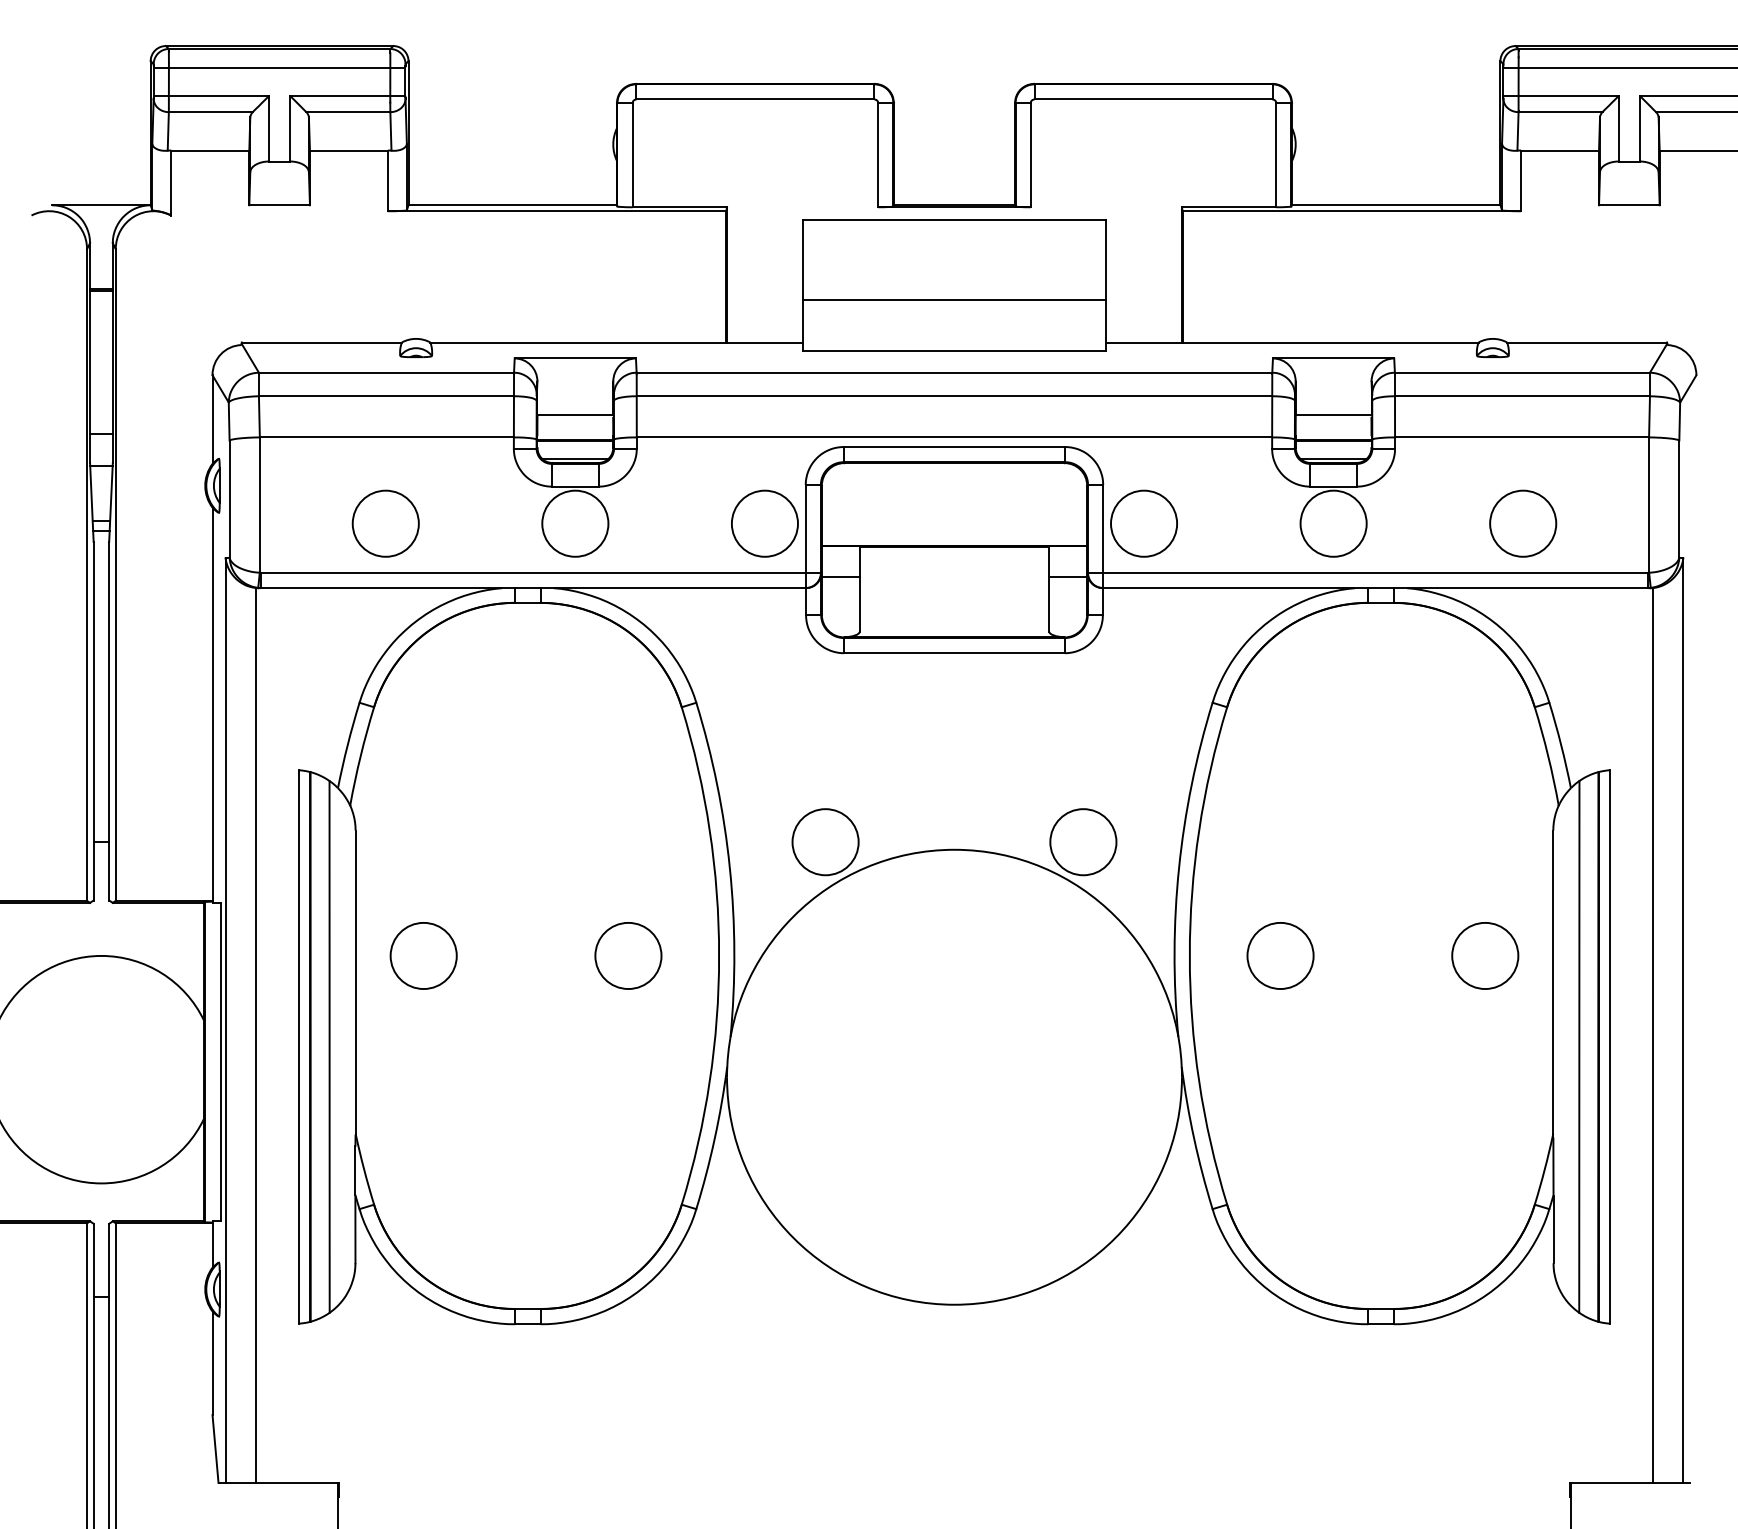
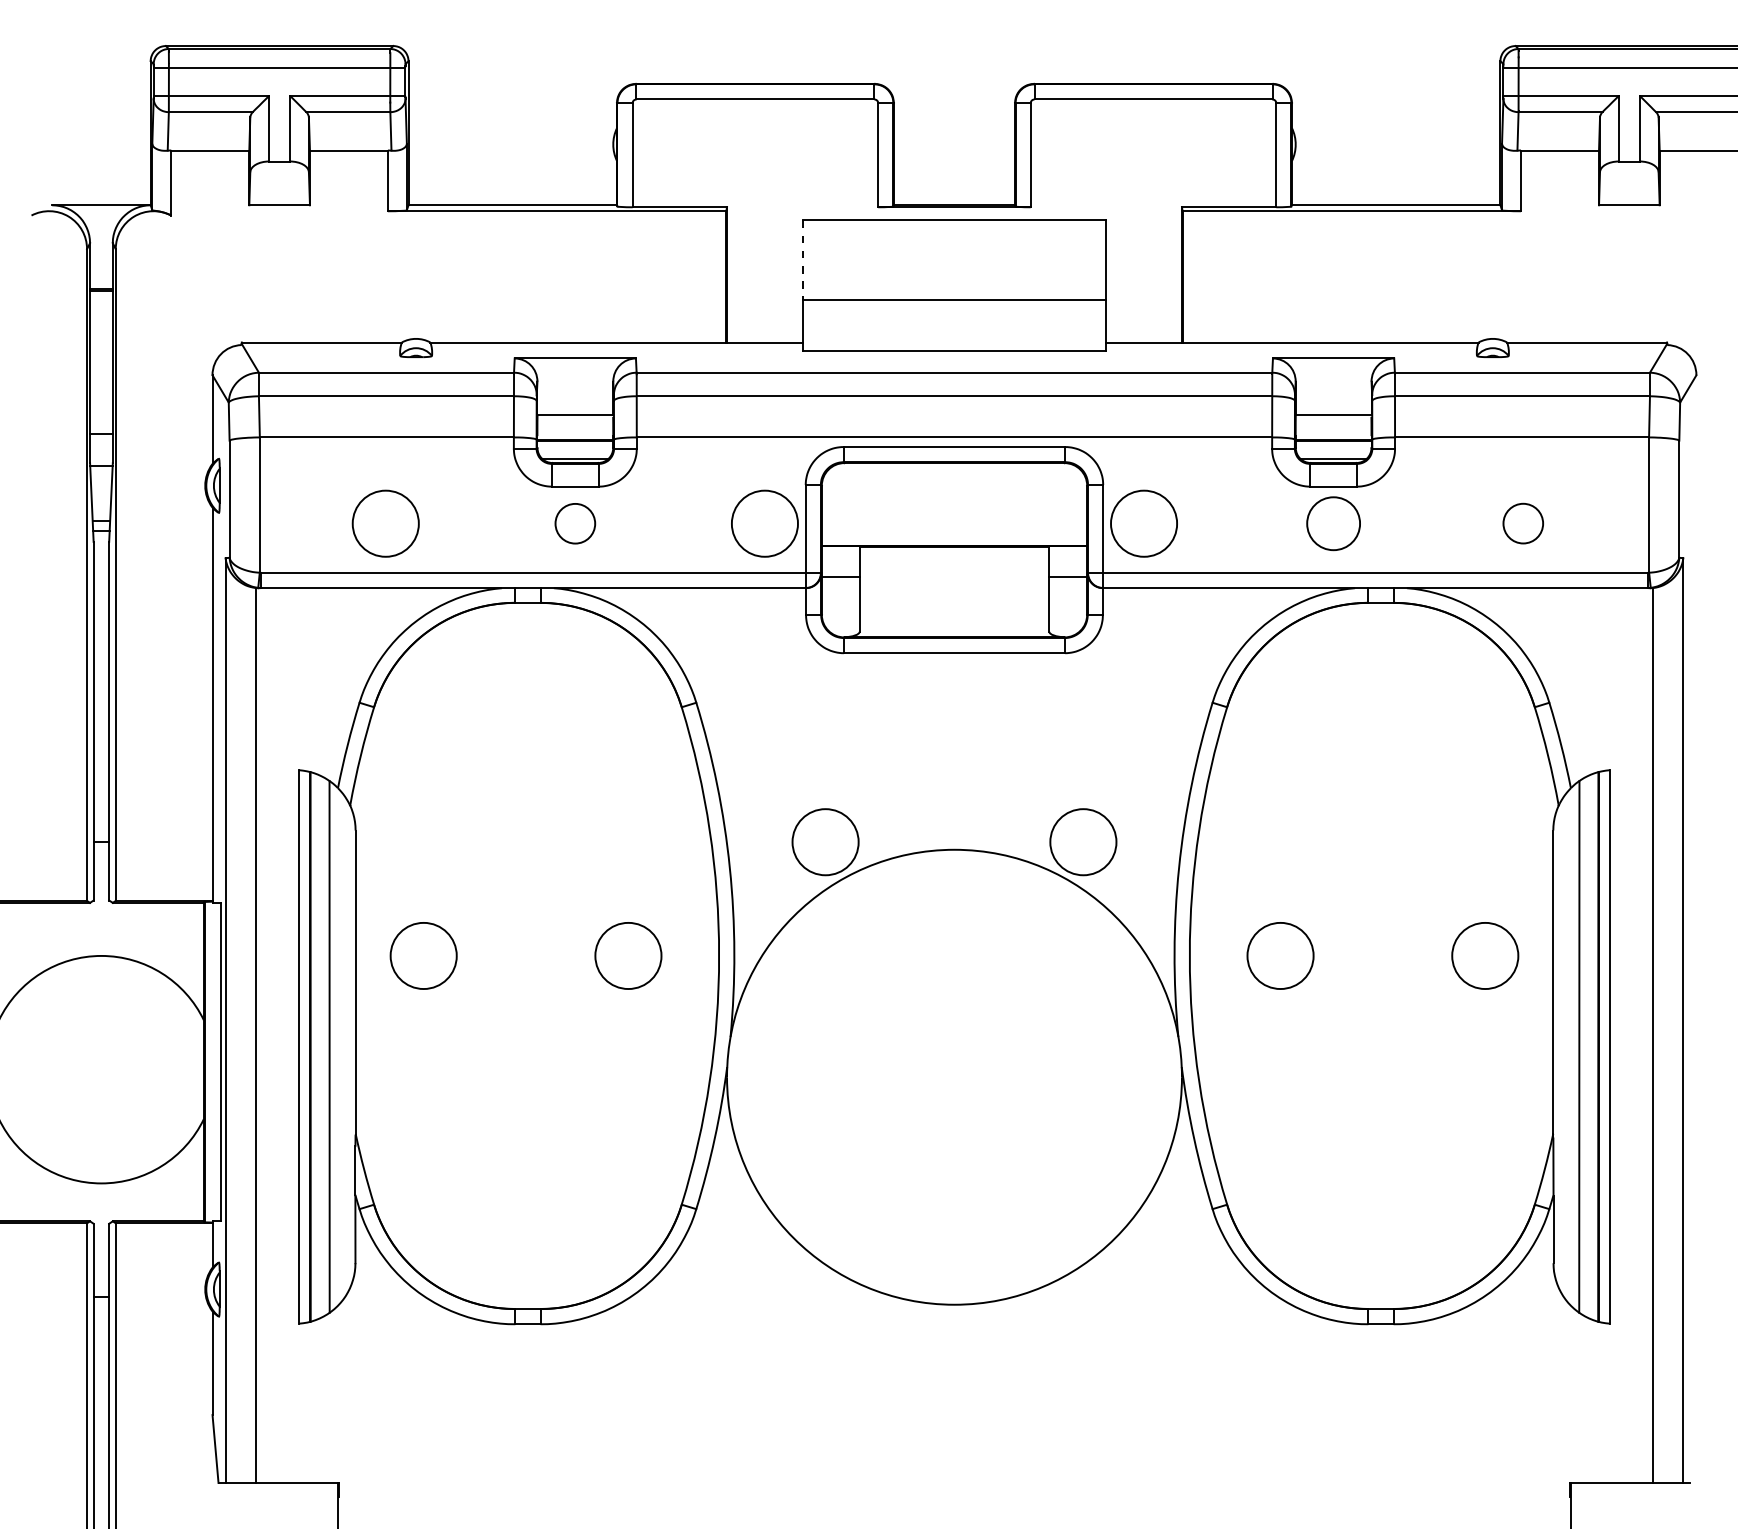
line: solid -> dashed (802, 260)
circle diameter: 66 px -> 40 px (575, 523)
circle diameter: 66 px -> 53 px (1333, 523)
circle size: 69x69 px -> 42x43 px (1522, 523)
